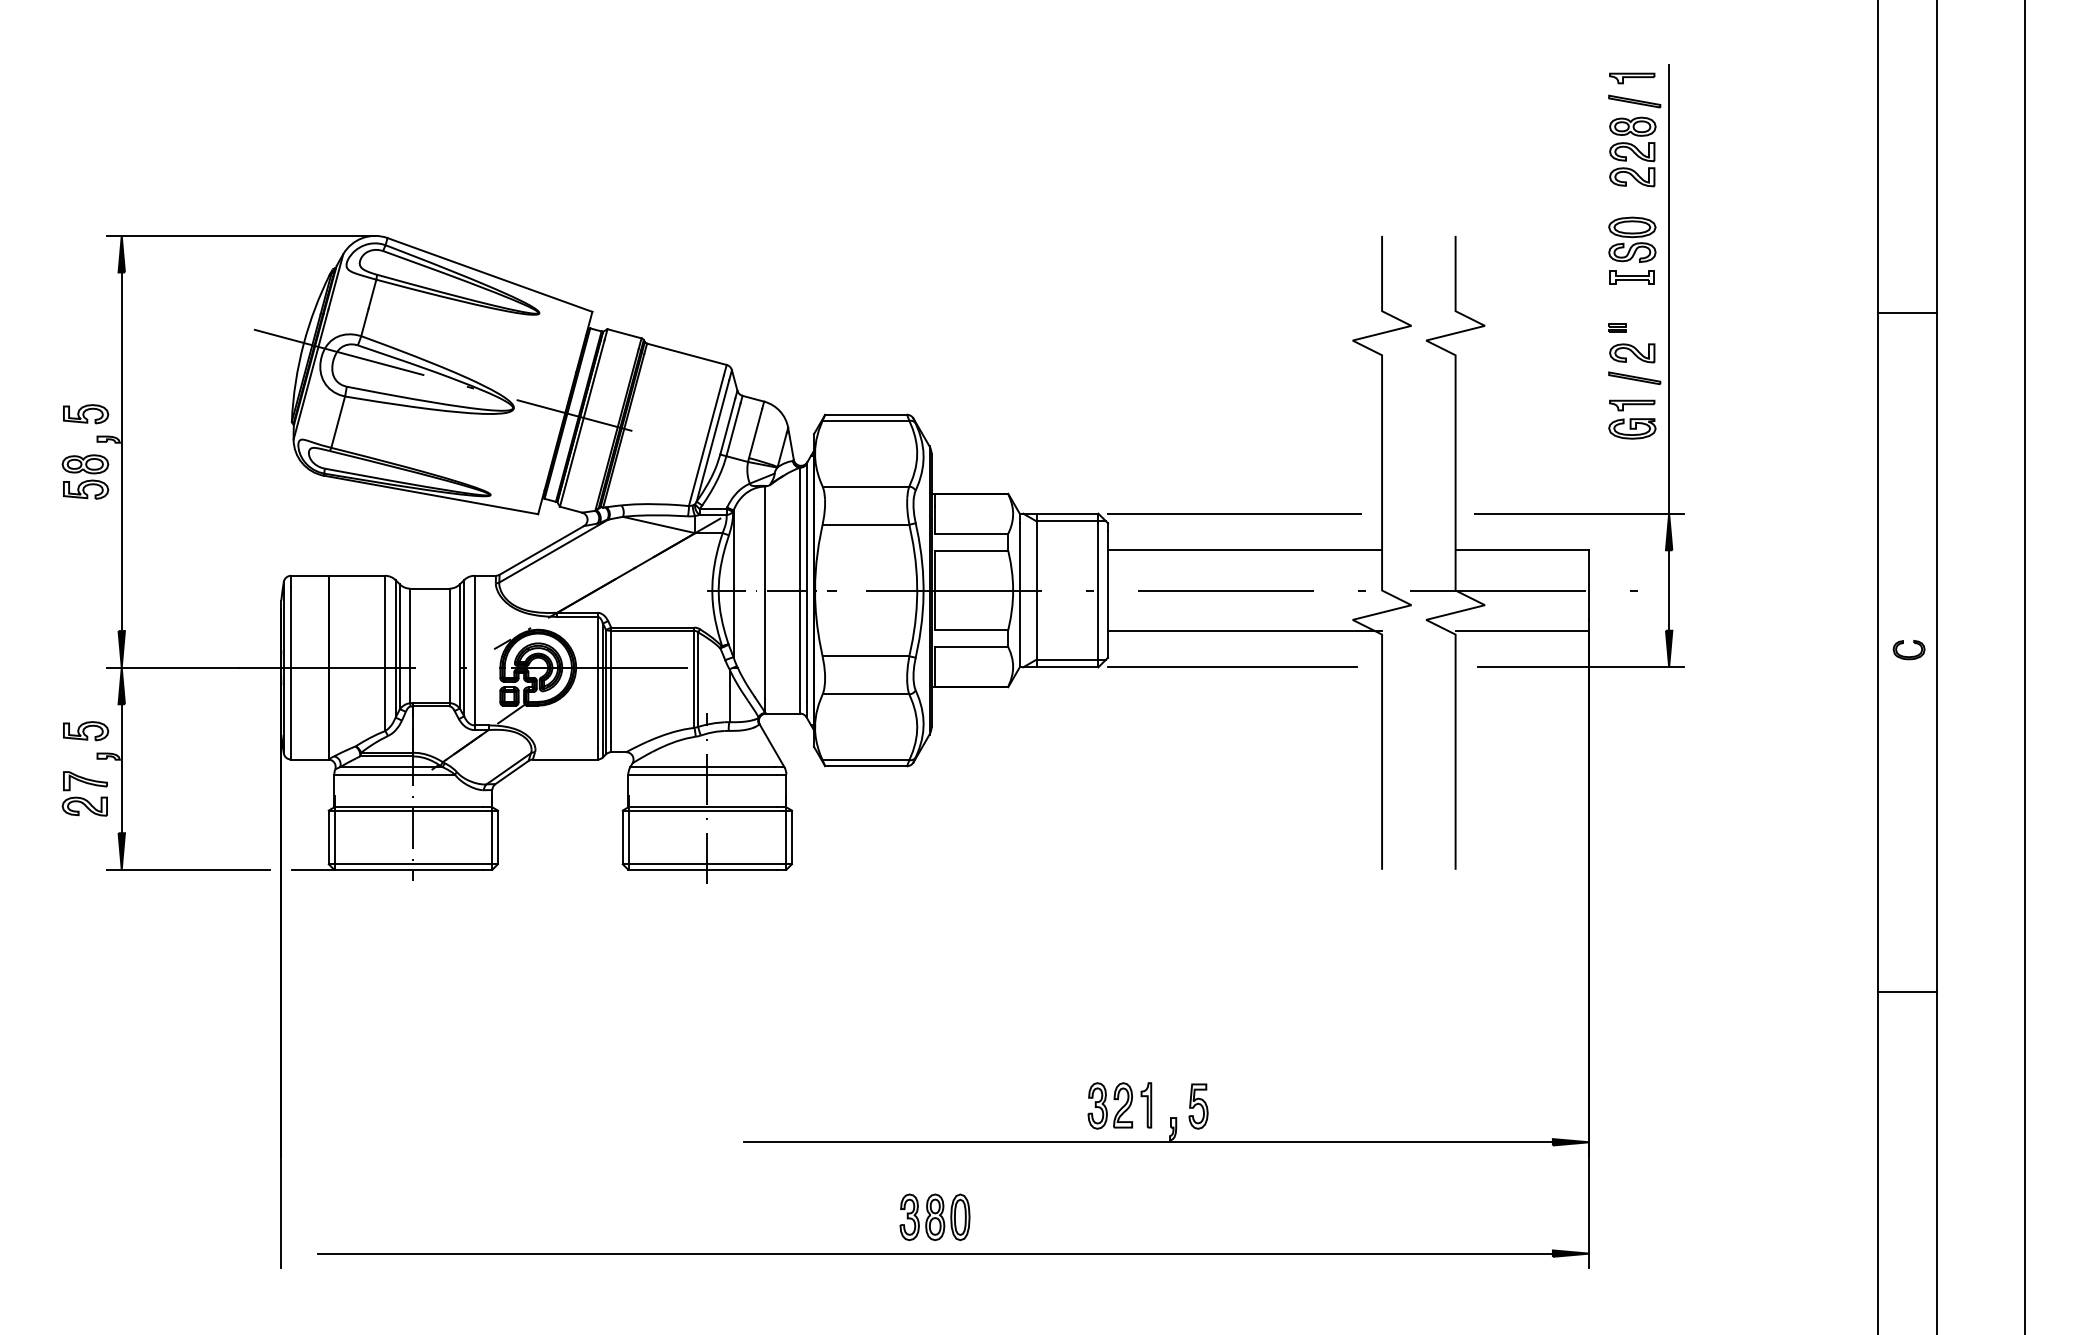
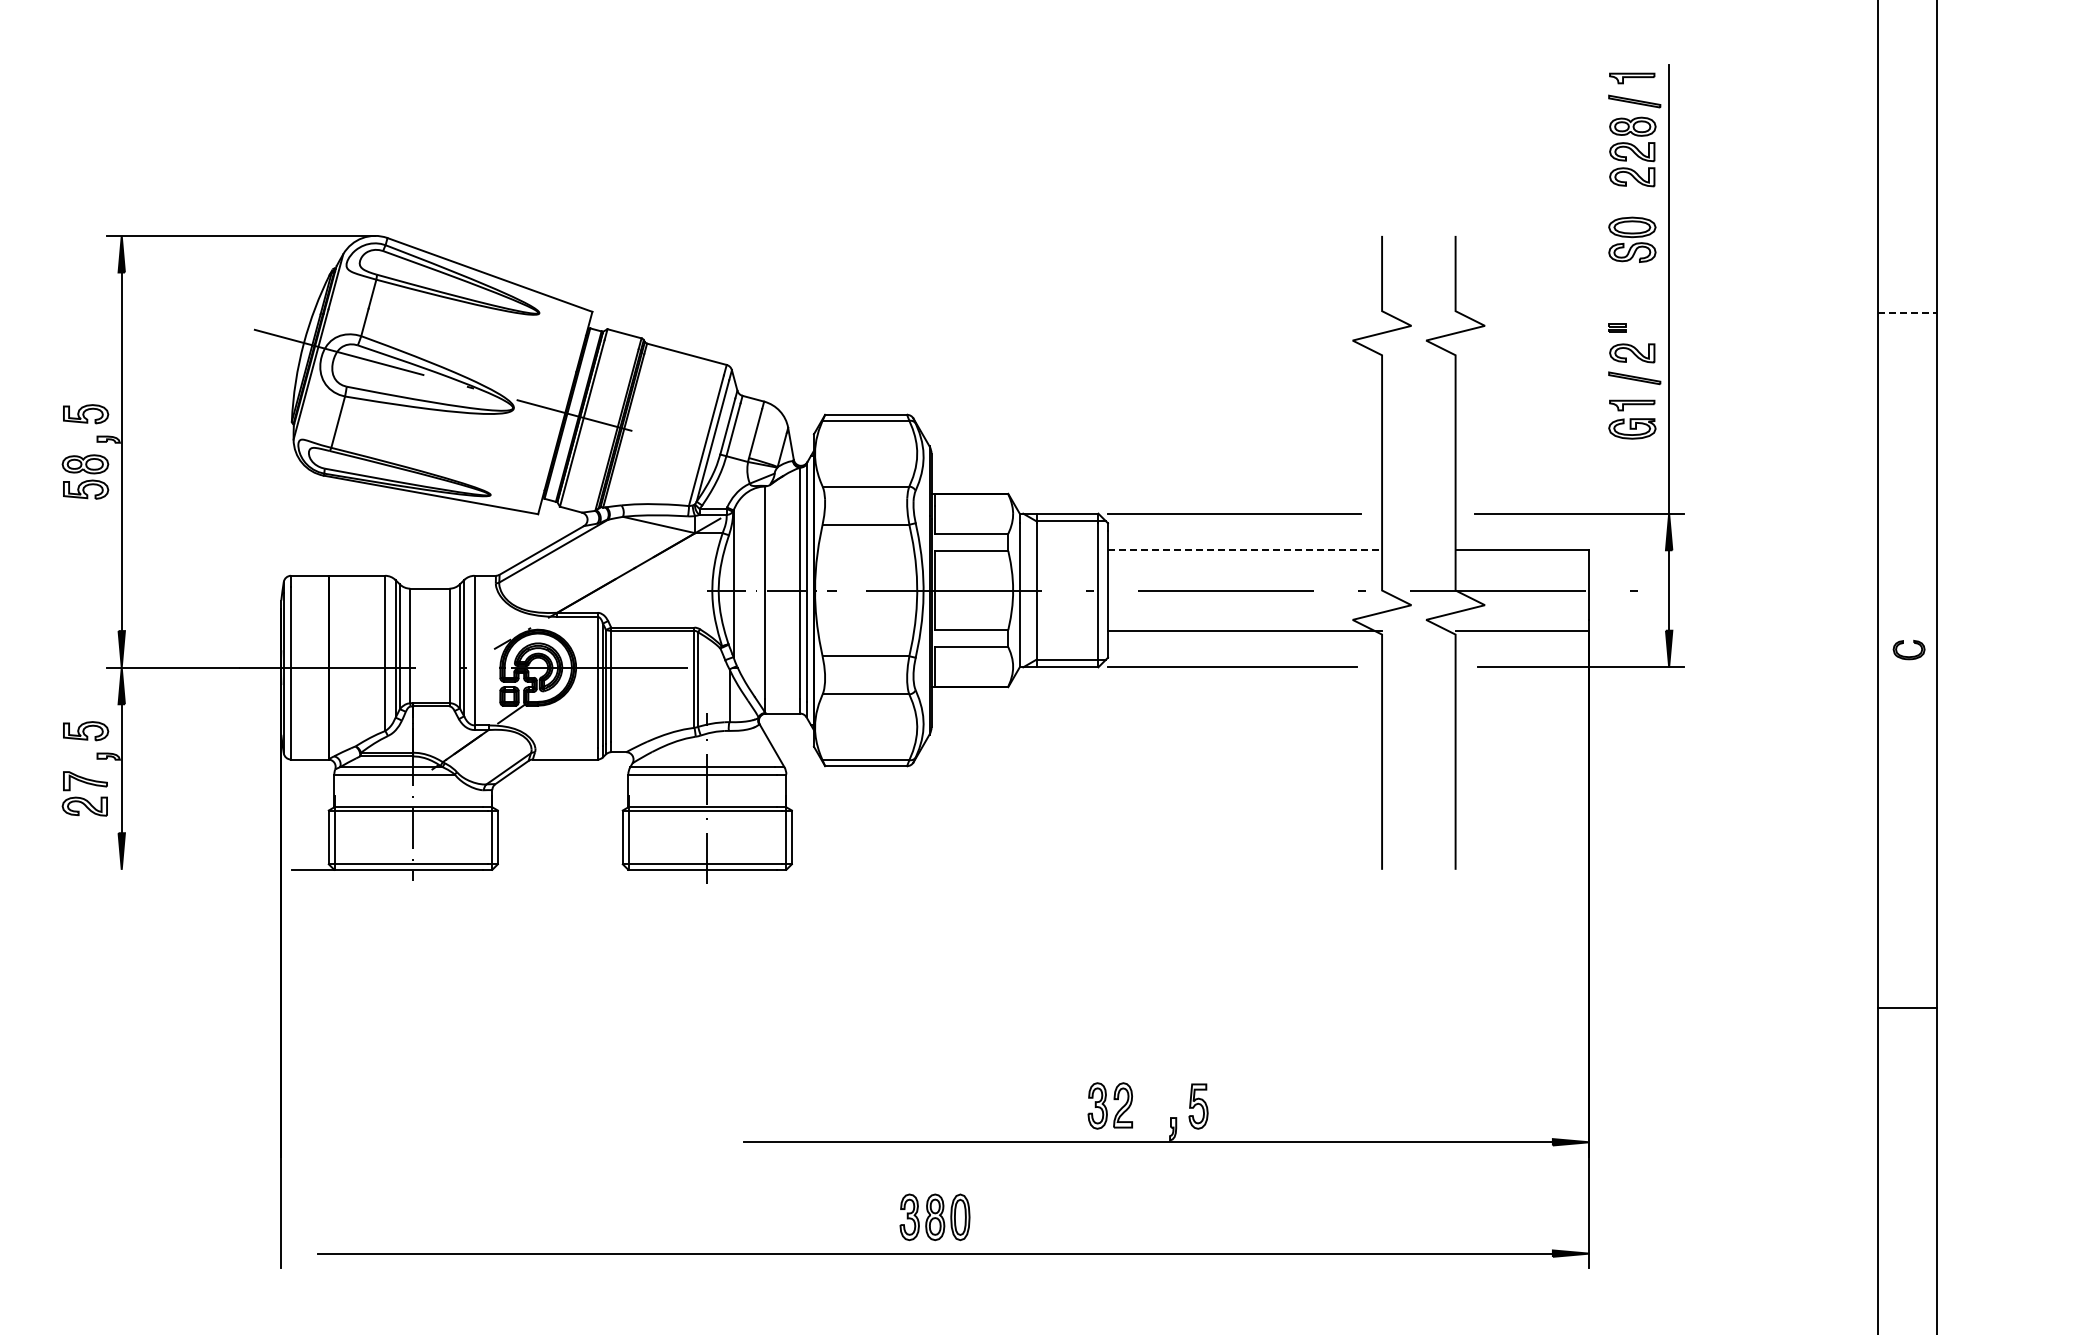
part: present -> none (1631, 277)
line: solid -> dashed (1908, 313)
line: solid -> dashed (1245, 550)
line: present -> none (2025, 666)
line: present -> none (188, 869)
line position: (1907, 991) -> (1907, 1007) (1907, 1007)
part: present -> none (1146, 1105)
